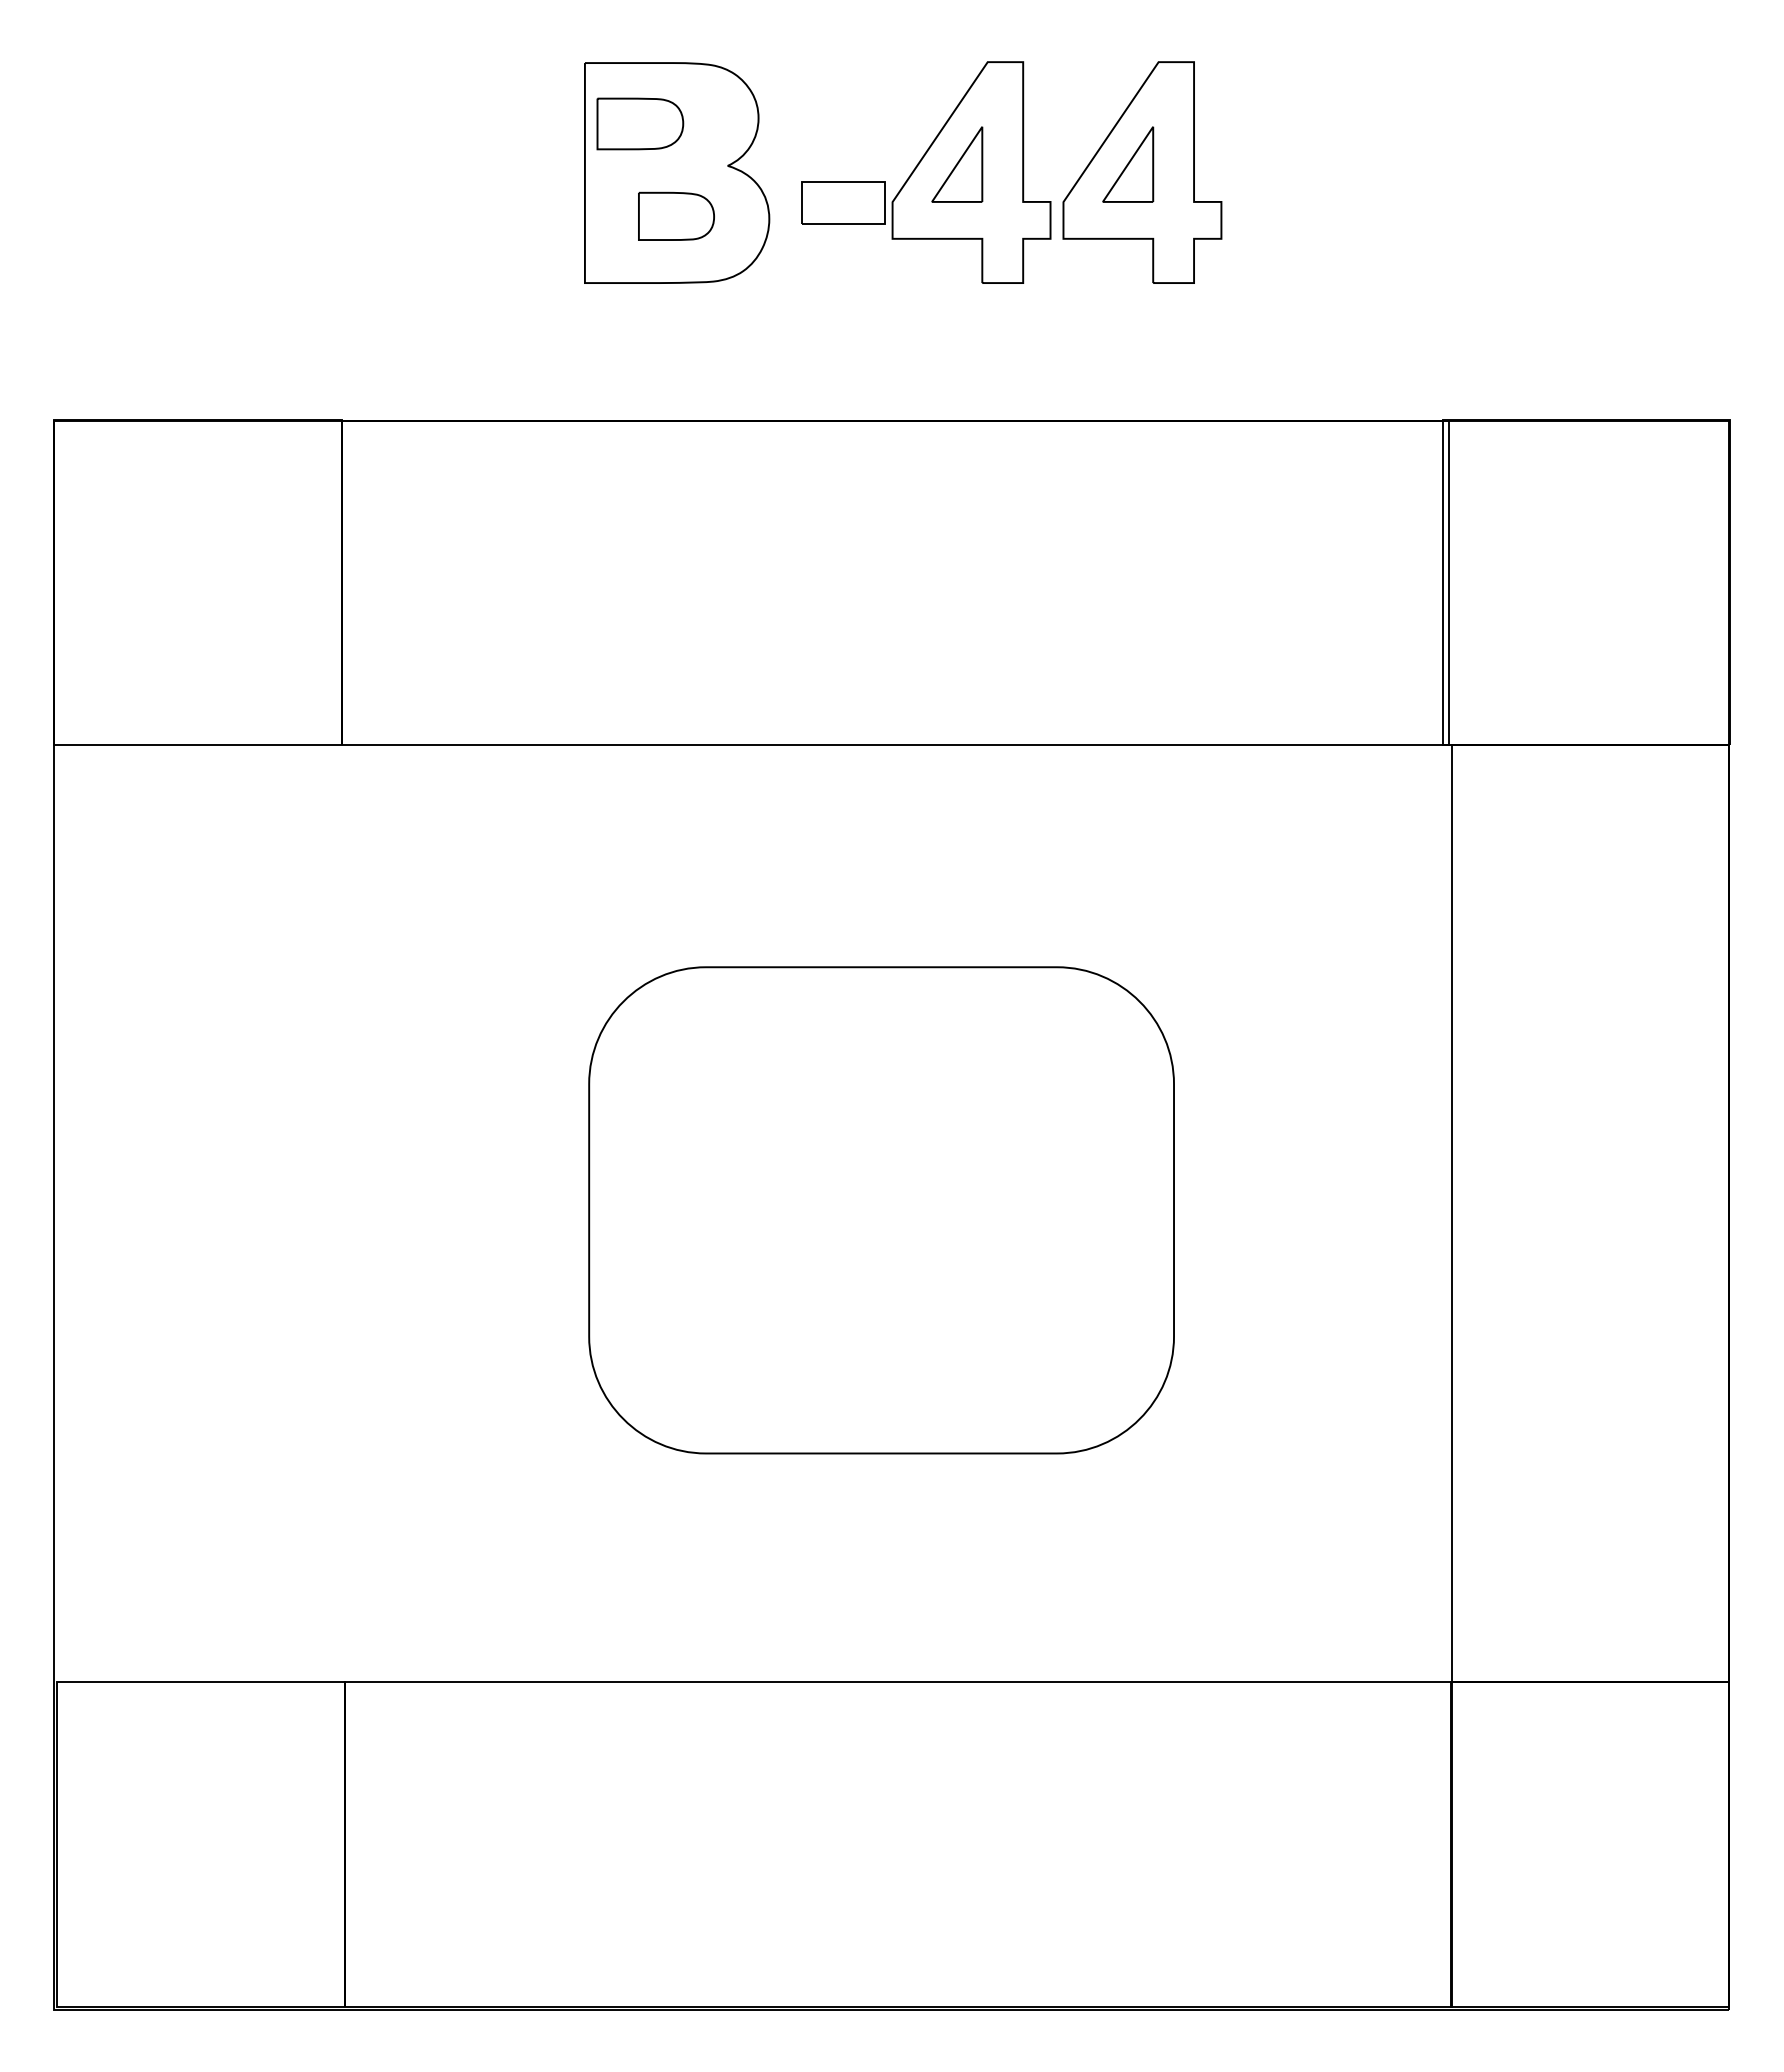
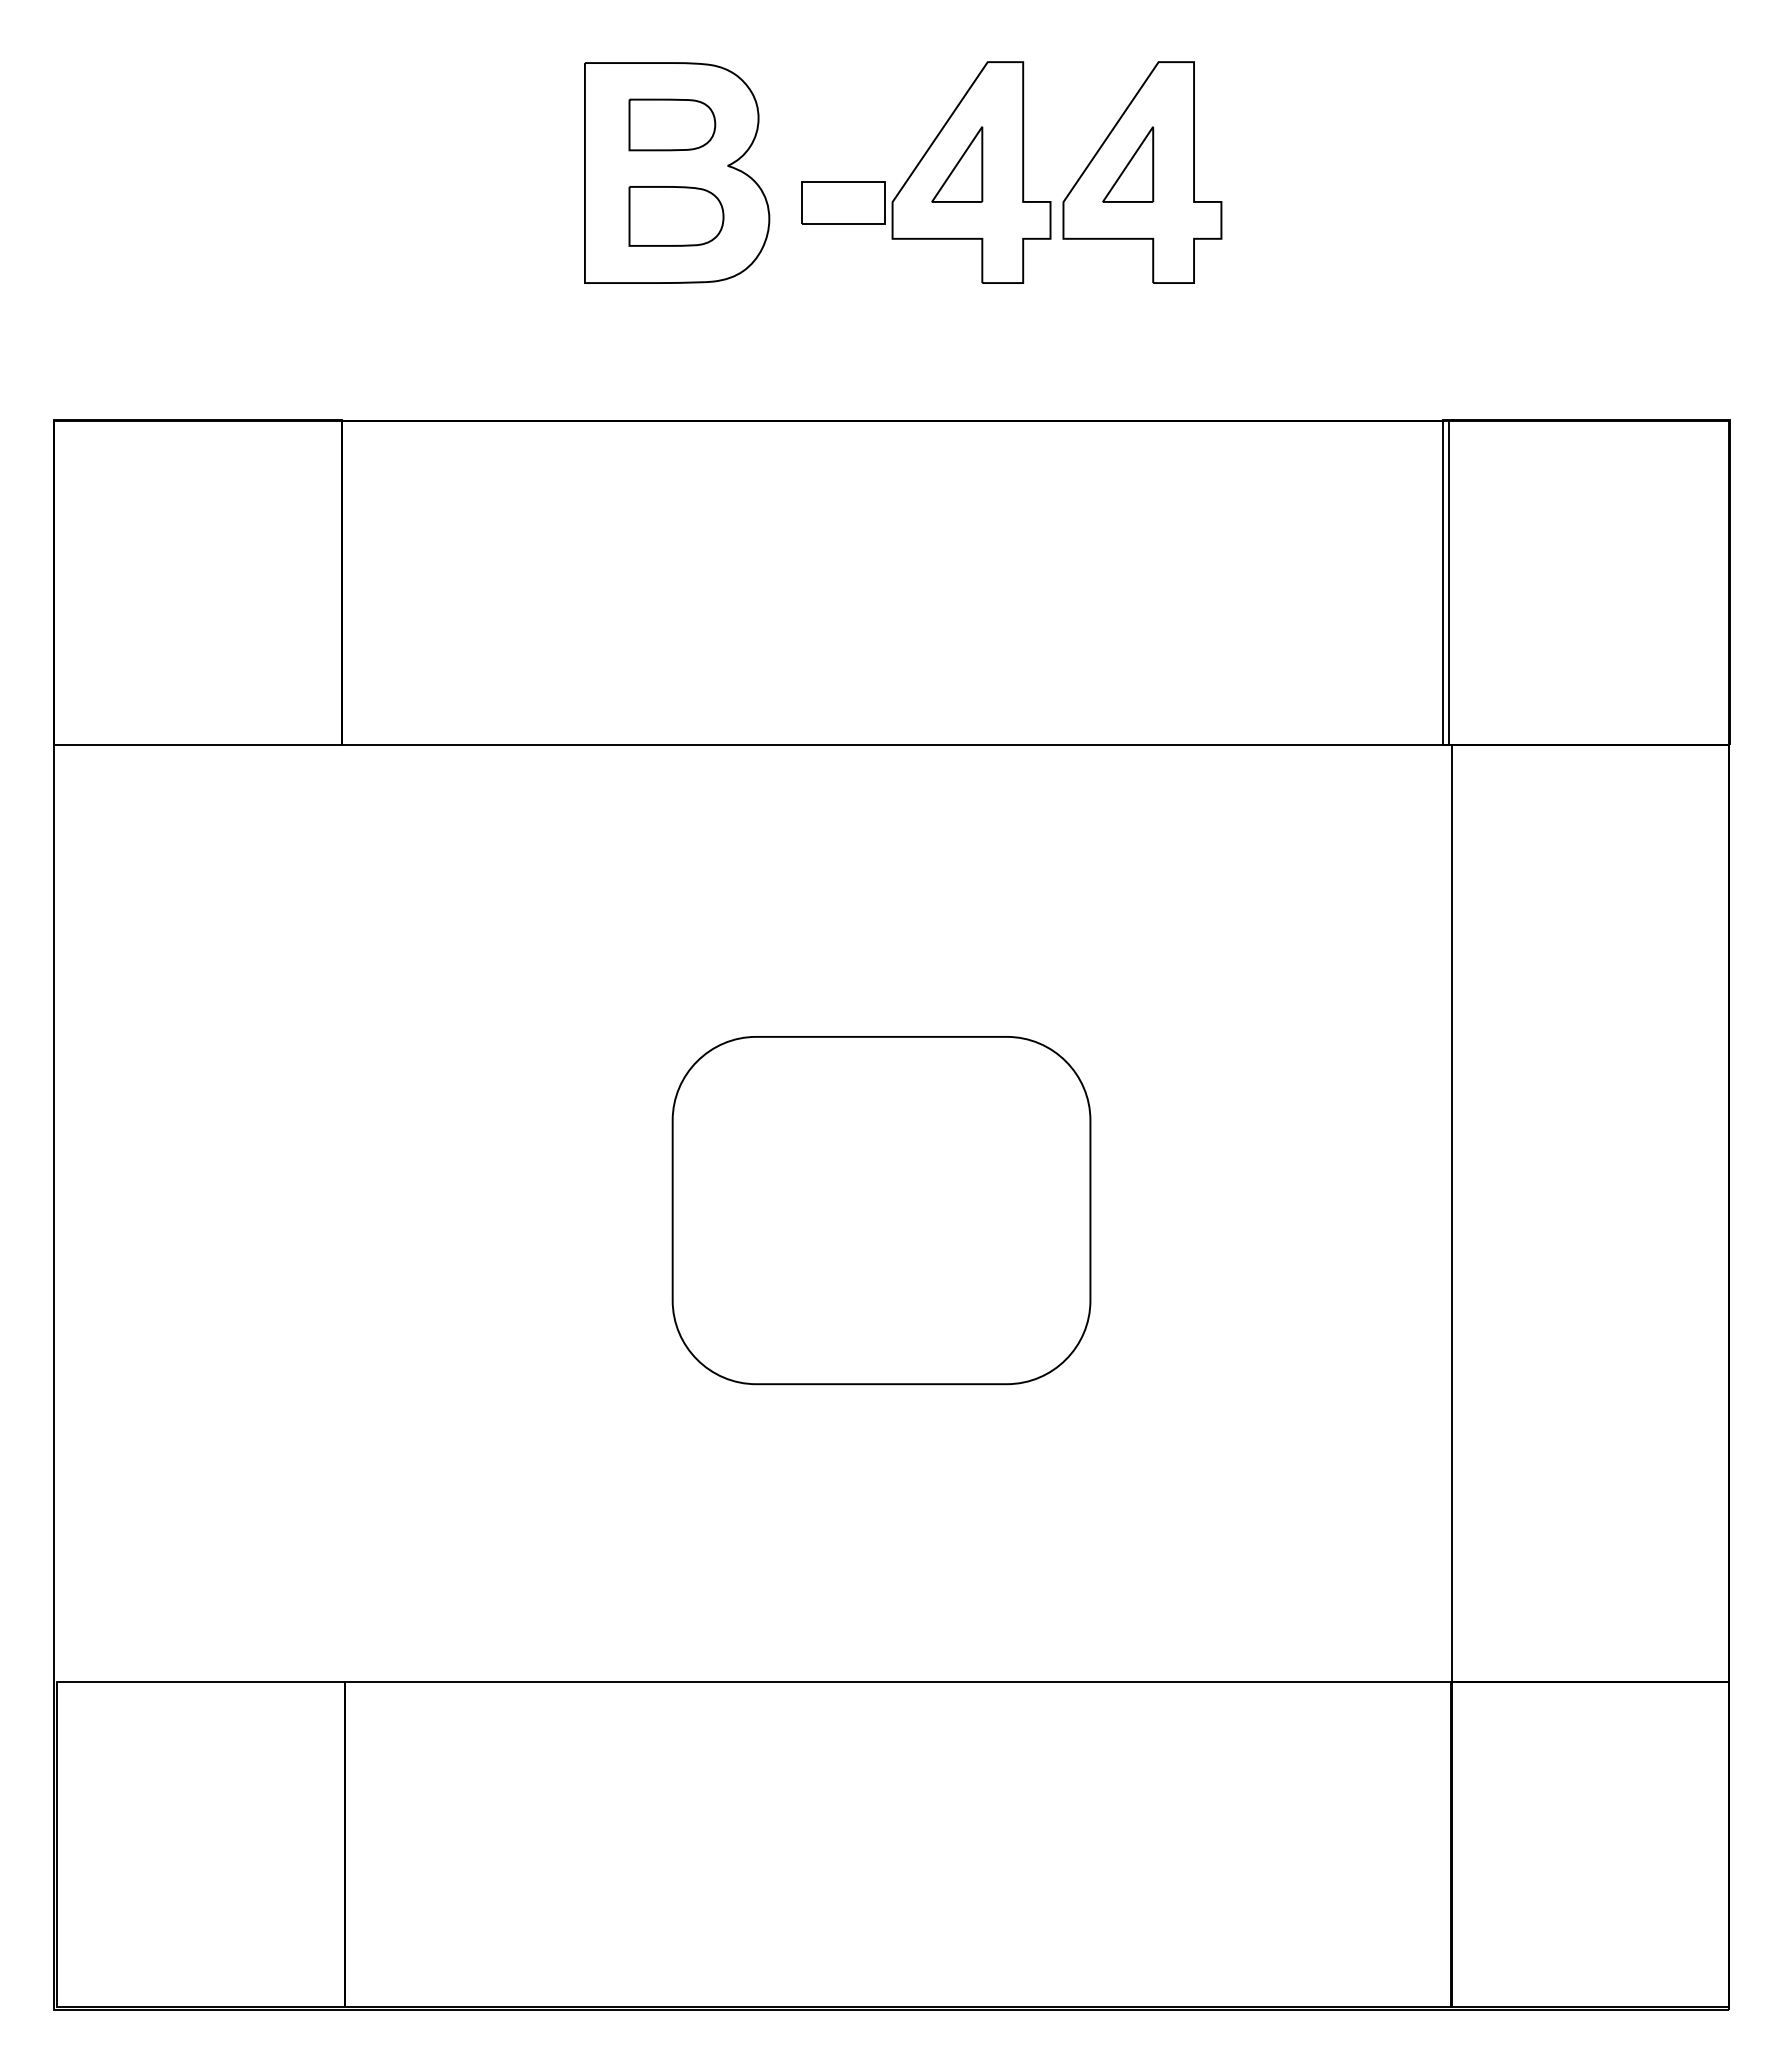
part position: (640, 123) -> (672, 124) (672, 124)
part size: 77x50 px -> 97x61 px (676, 216)
part size: 587x489 px -> 421x350 px (881, 1210)
